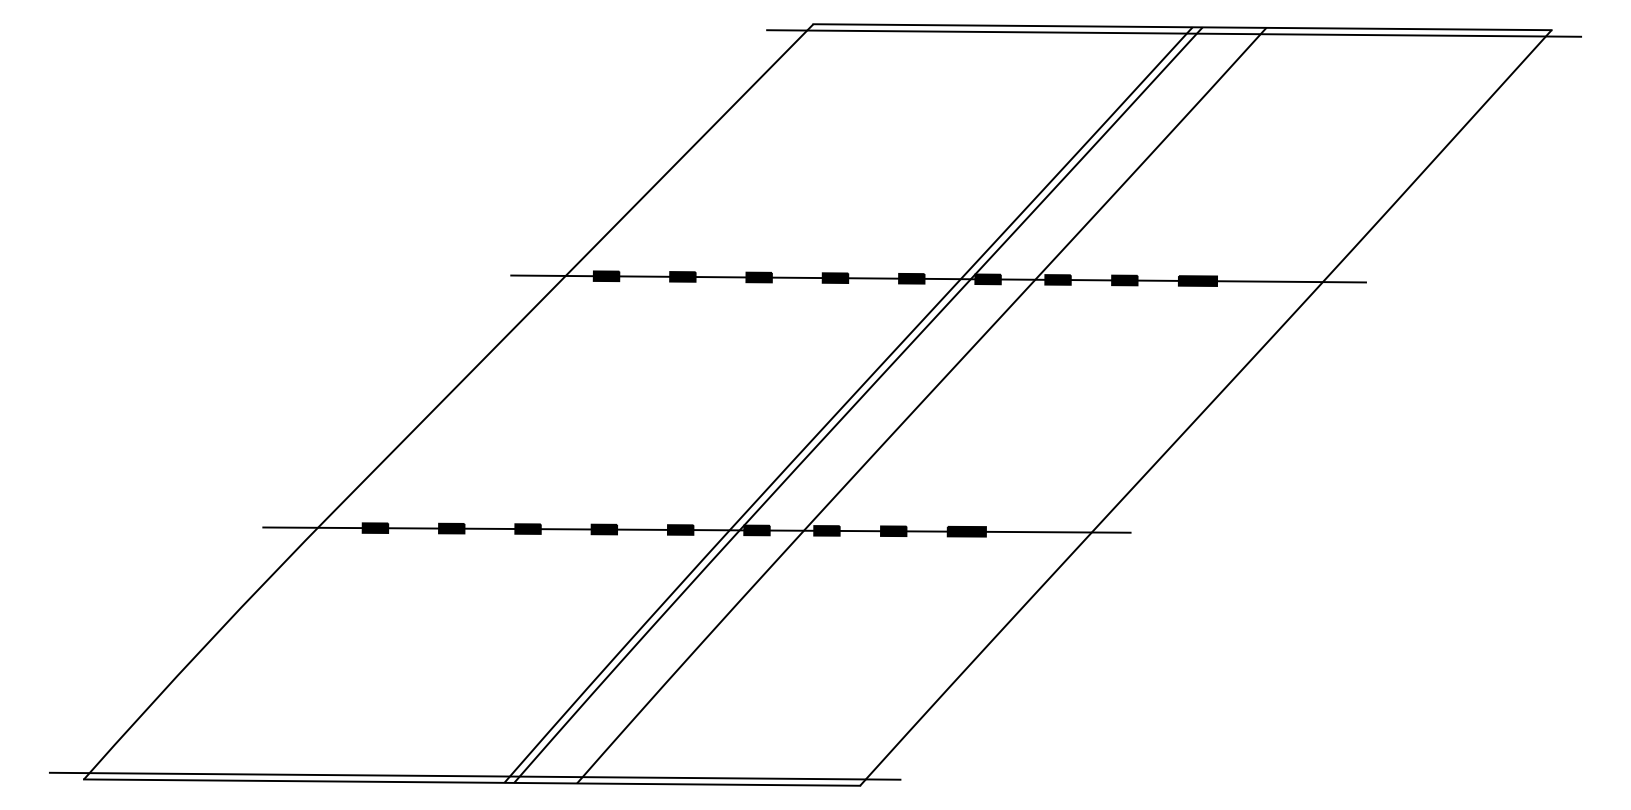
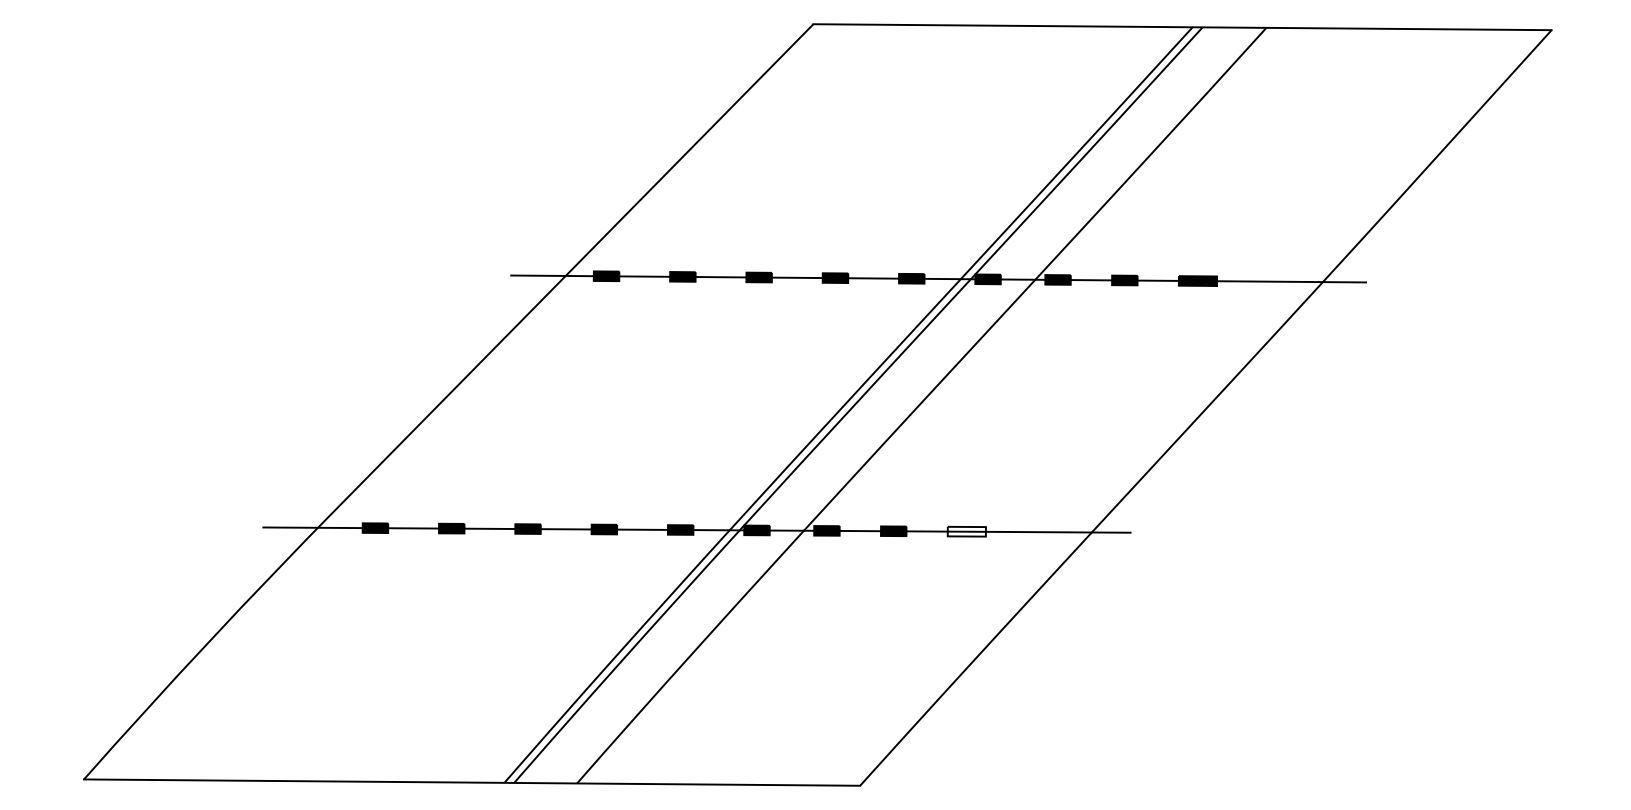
line: present -> none (1174, 33)
fill: present -> none (966, 531)
line: present -> none (474, 775)
